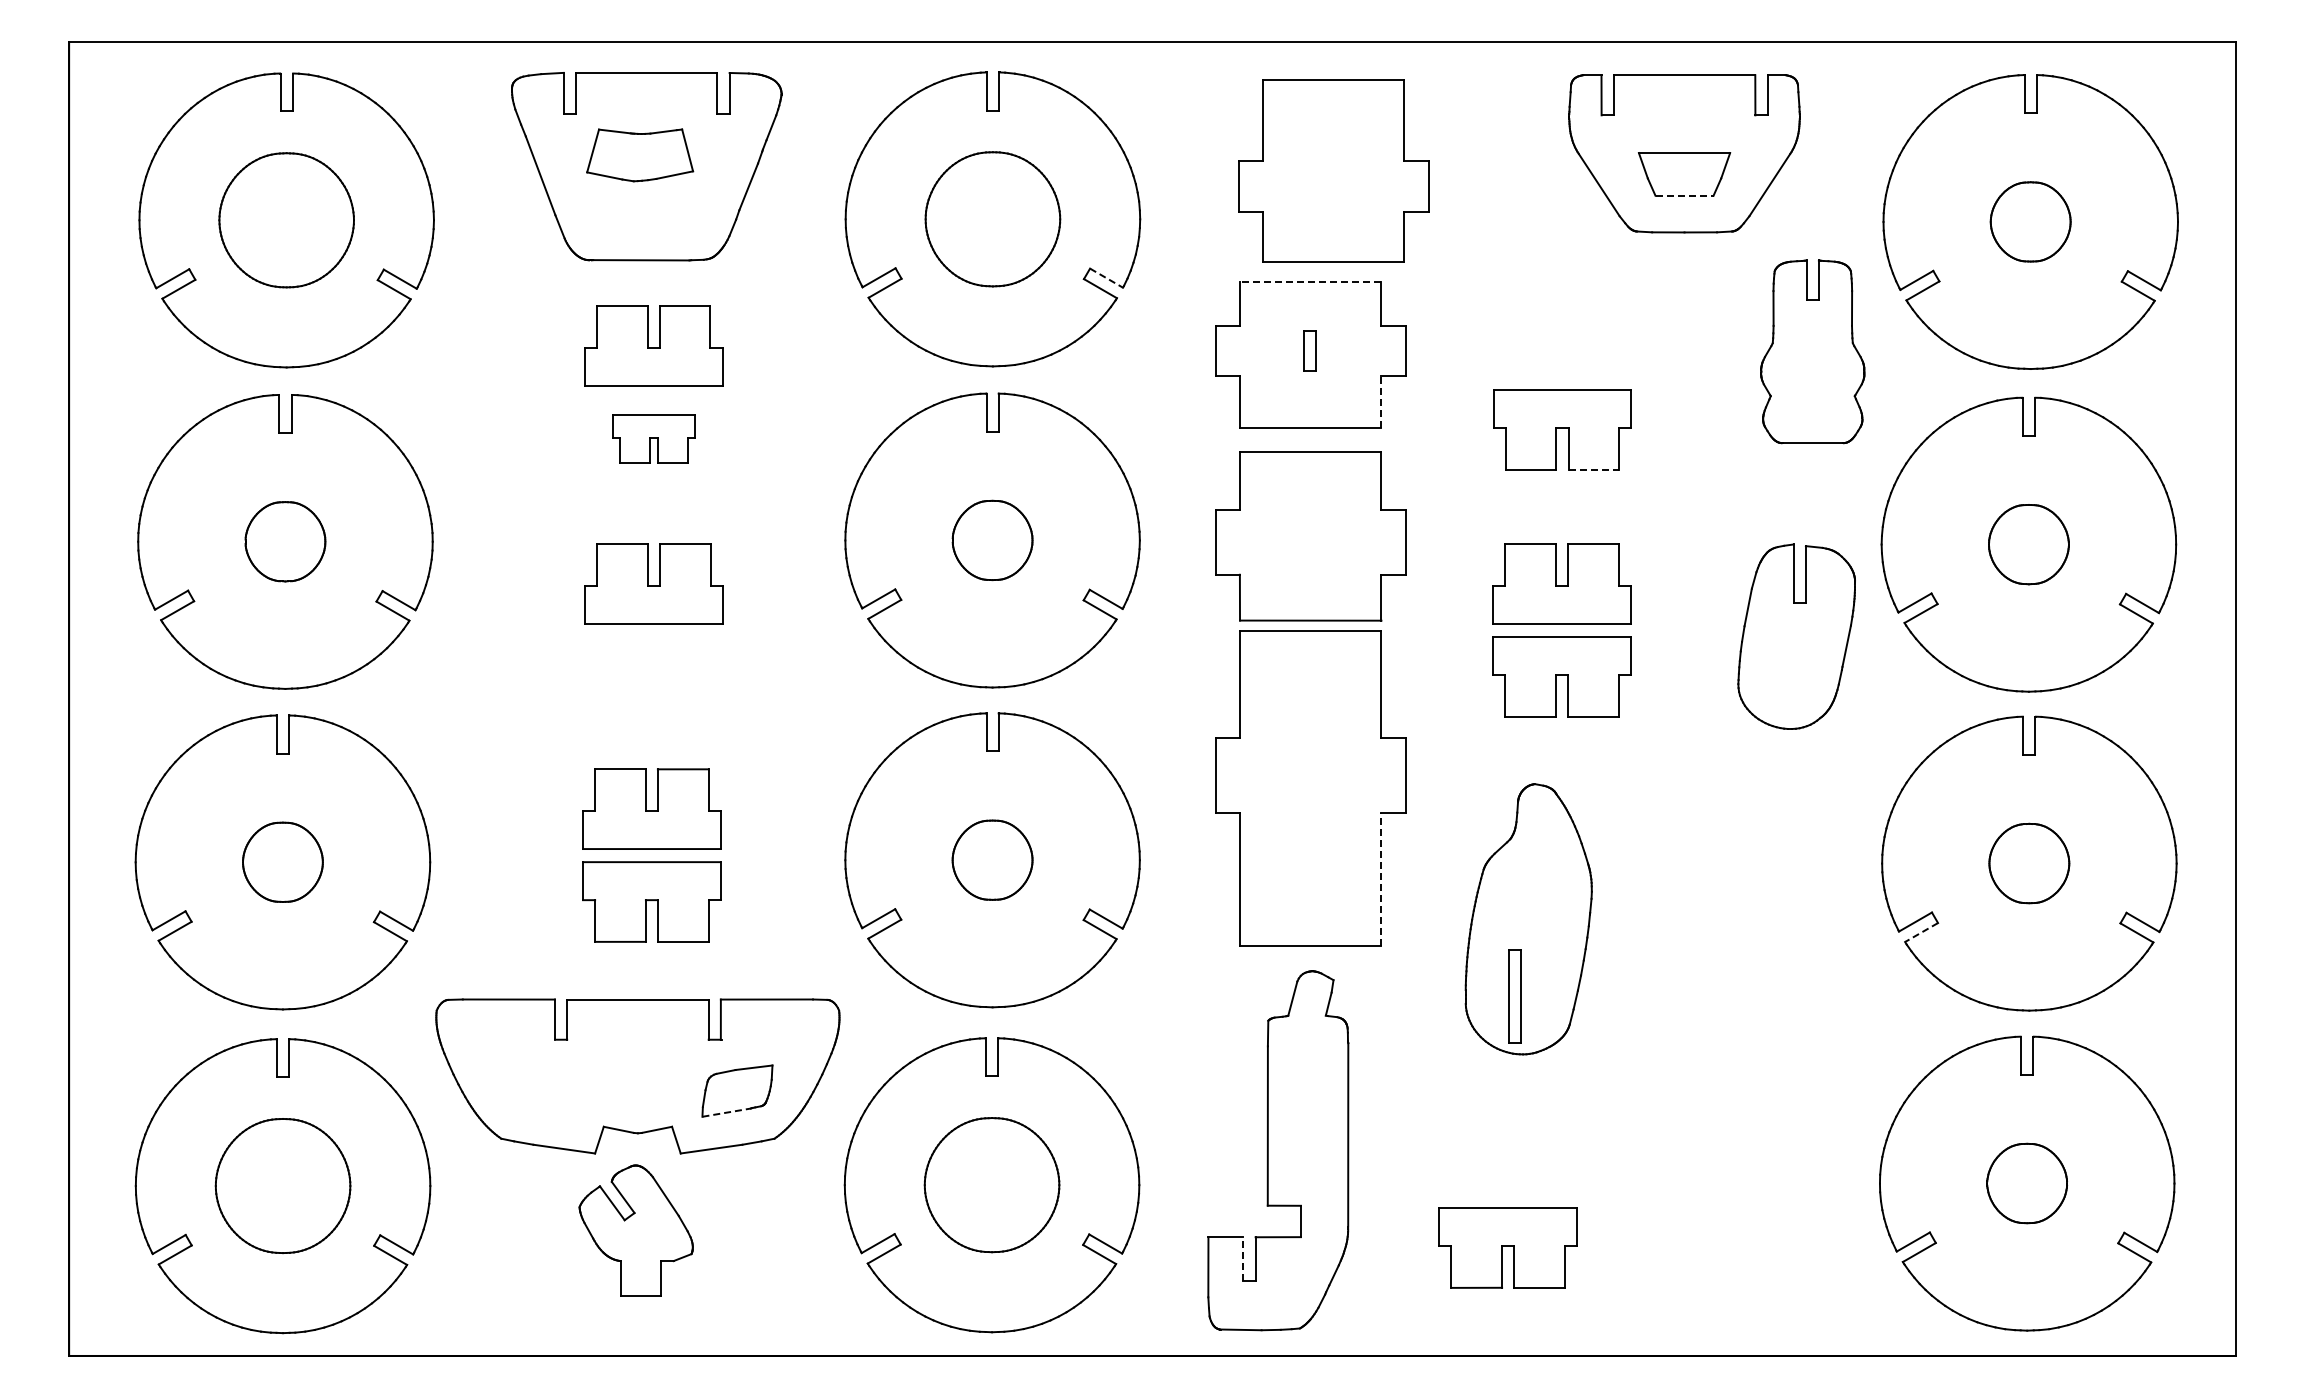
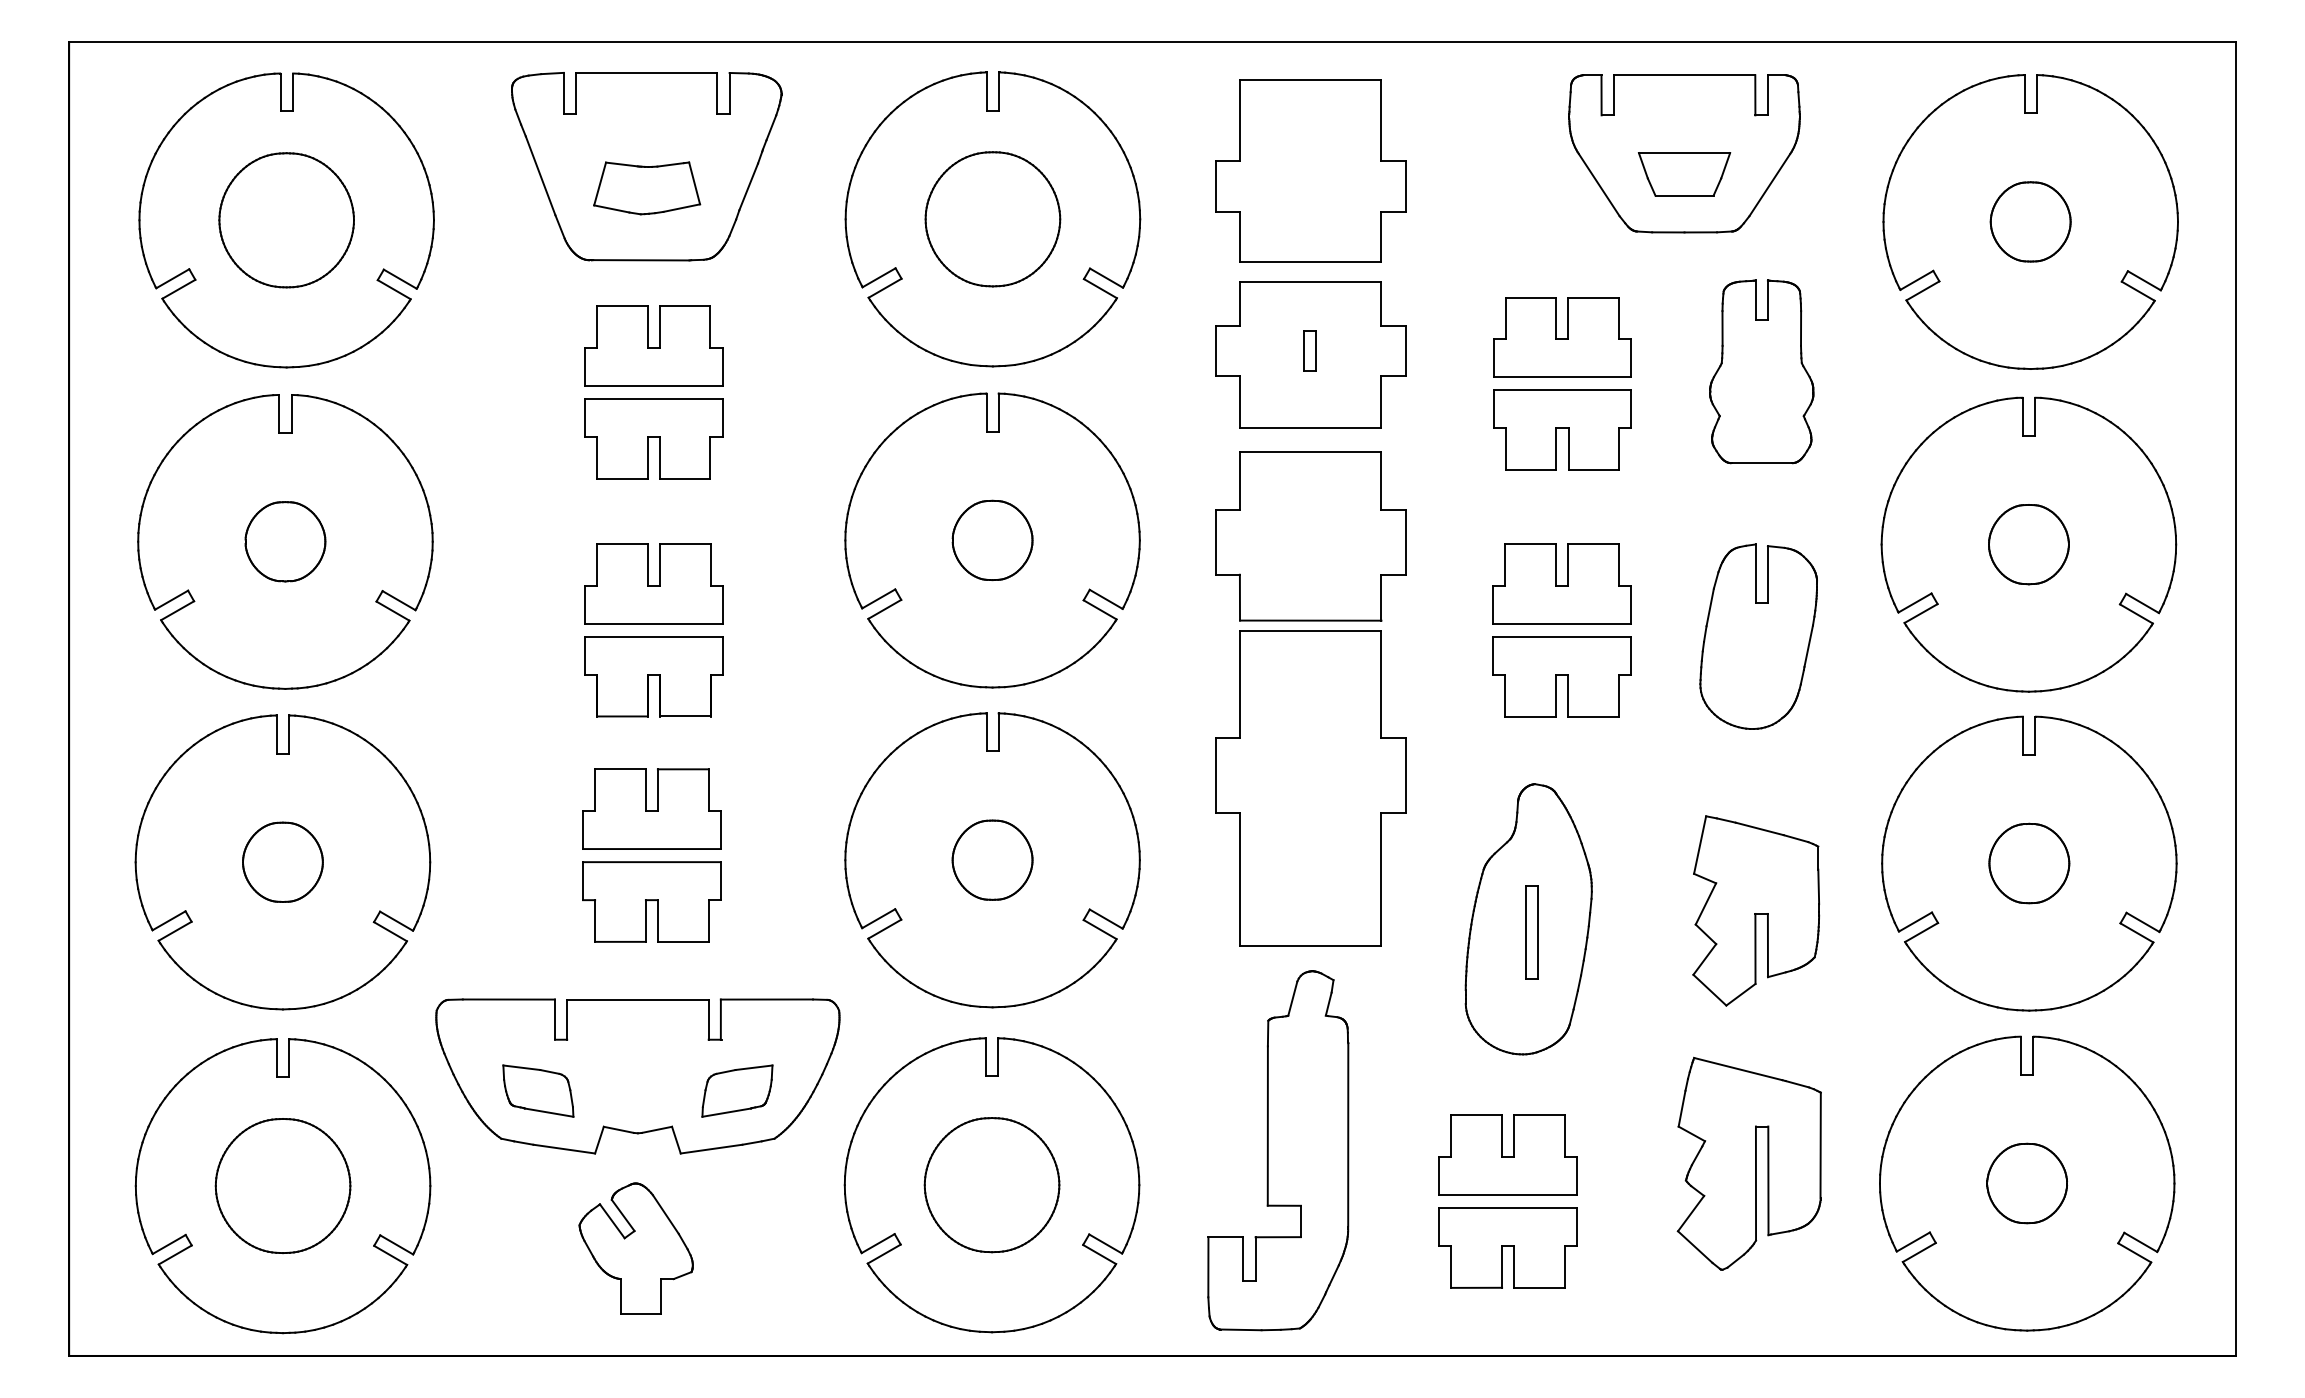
part position: (640, 155) -> (647, 188) (647, 188)
part position: (1333, 170) -> (1310, 170) (1310, 170)
line: dashed -> solid (1685, 195)
line: dashed -> solid (1106, 278)
line: dashed -> solid (1310, 282)
part: none -> present (1562, 337)
part position: (1812, 351) -> (1761, 371) (1761, 371)
line: dashed -> solid (1381, 402)
part size: 84x50 px -> 140x82 px (653, 438)
line: dashed -> solid (1594, 470)
part position: (1796, 636) -> (1758, 636) (1758, 636)
part: none -> present (653, 676)
line: dashed -> solid (1381, 879)
part: none -> present (1756, 910)
line: dashed -> solid (1921, 932)
part position: (1514, 996) -> (1531, 932) (1531, 932)
part: none -> present (538, 1090)
line: dashed -> solid (726, 1112)
part: none -> present (1507, 1154)
part: none -> present (1748, 1163)
part position: (635, 1230) -> (635, 1248) (635, 1248)
line: dashed -> solid (1243, 1259)
